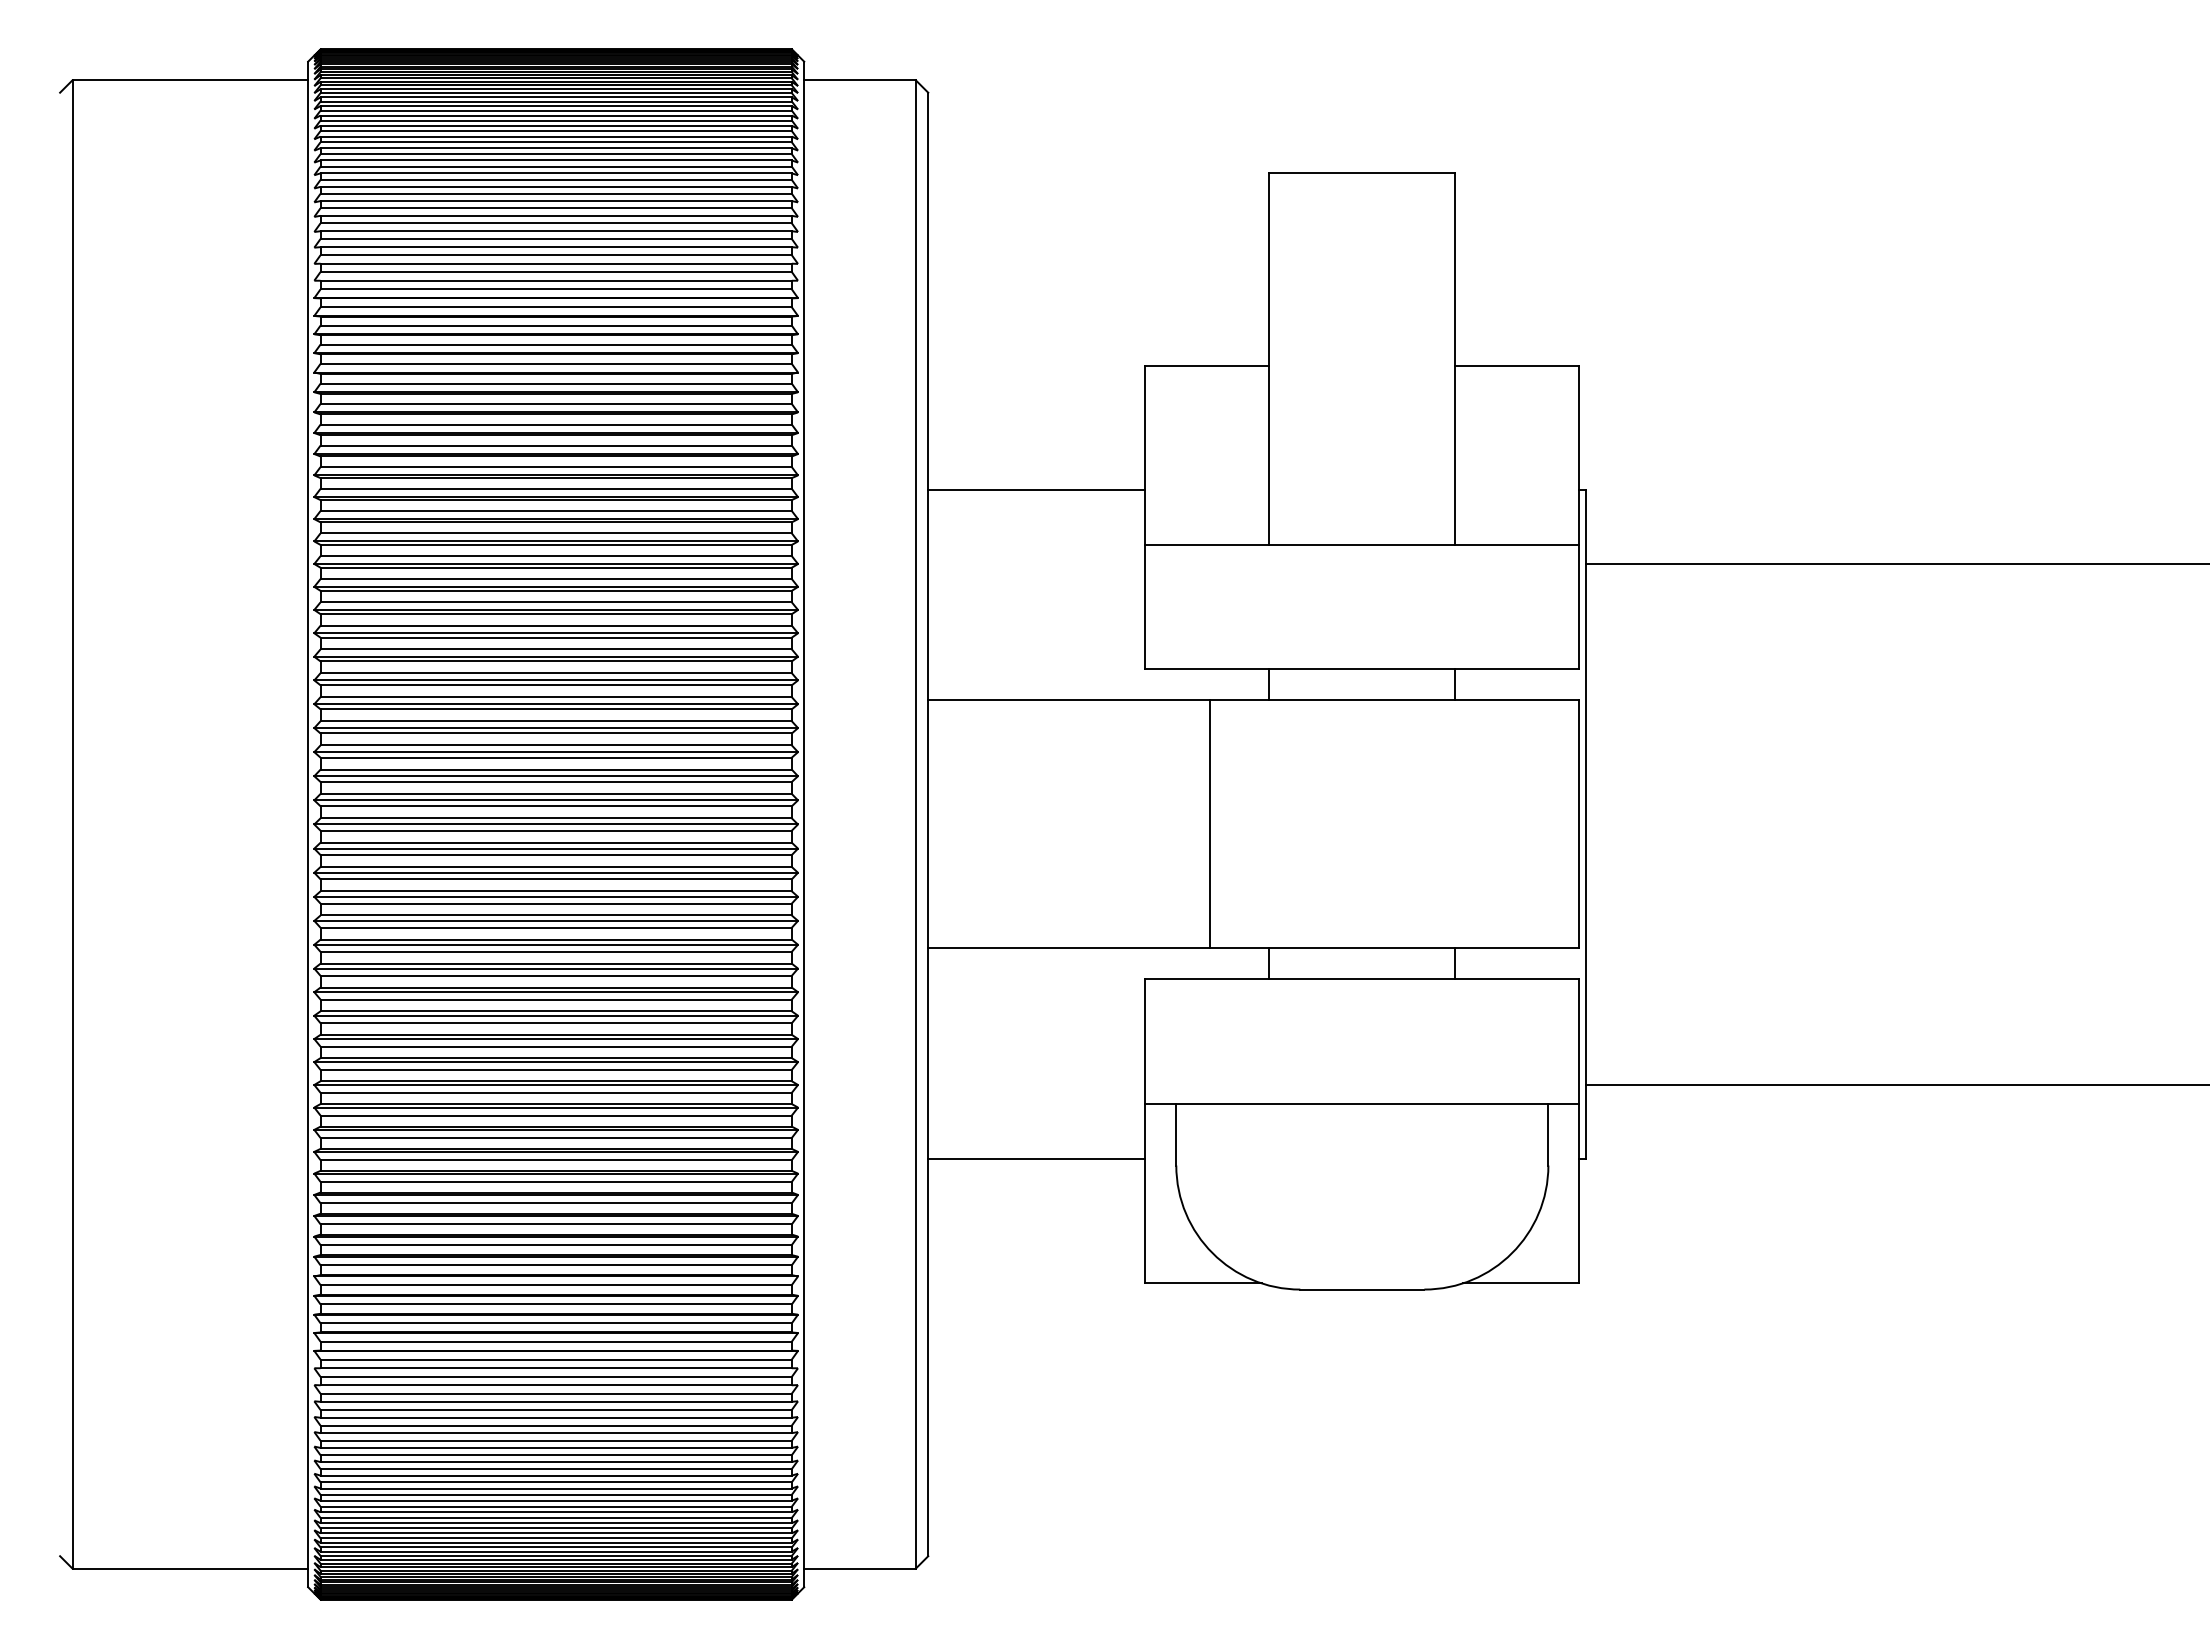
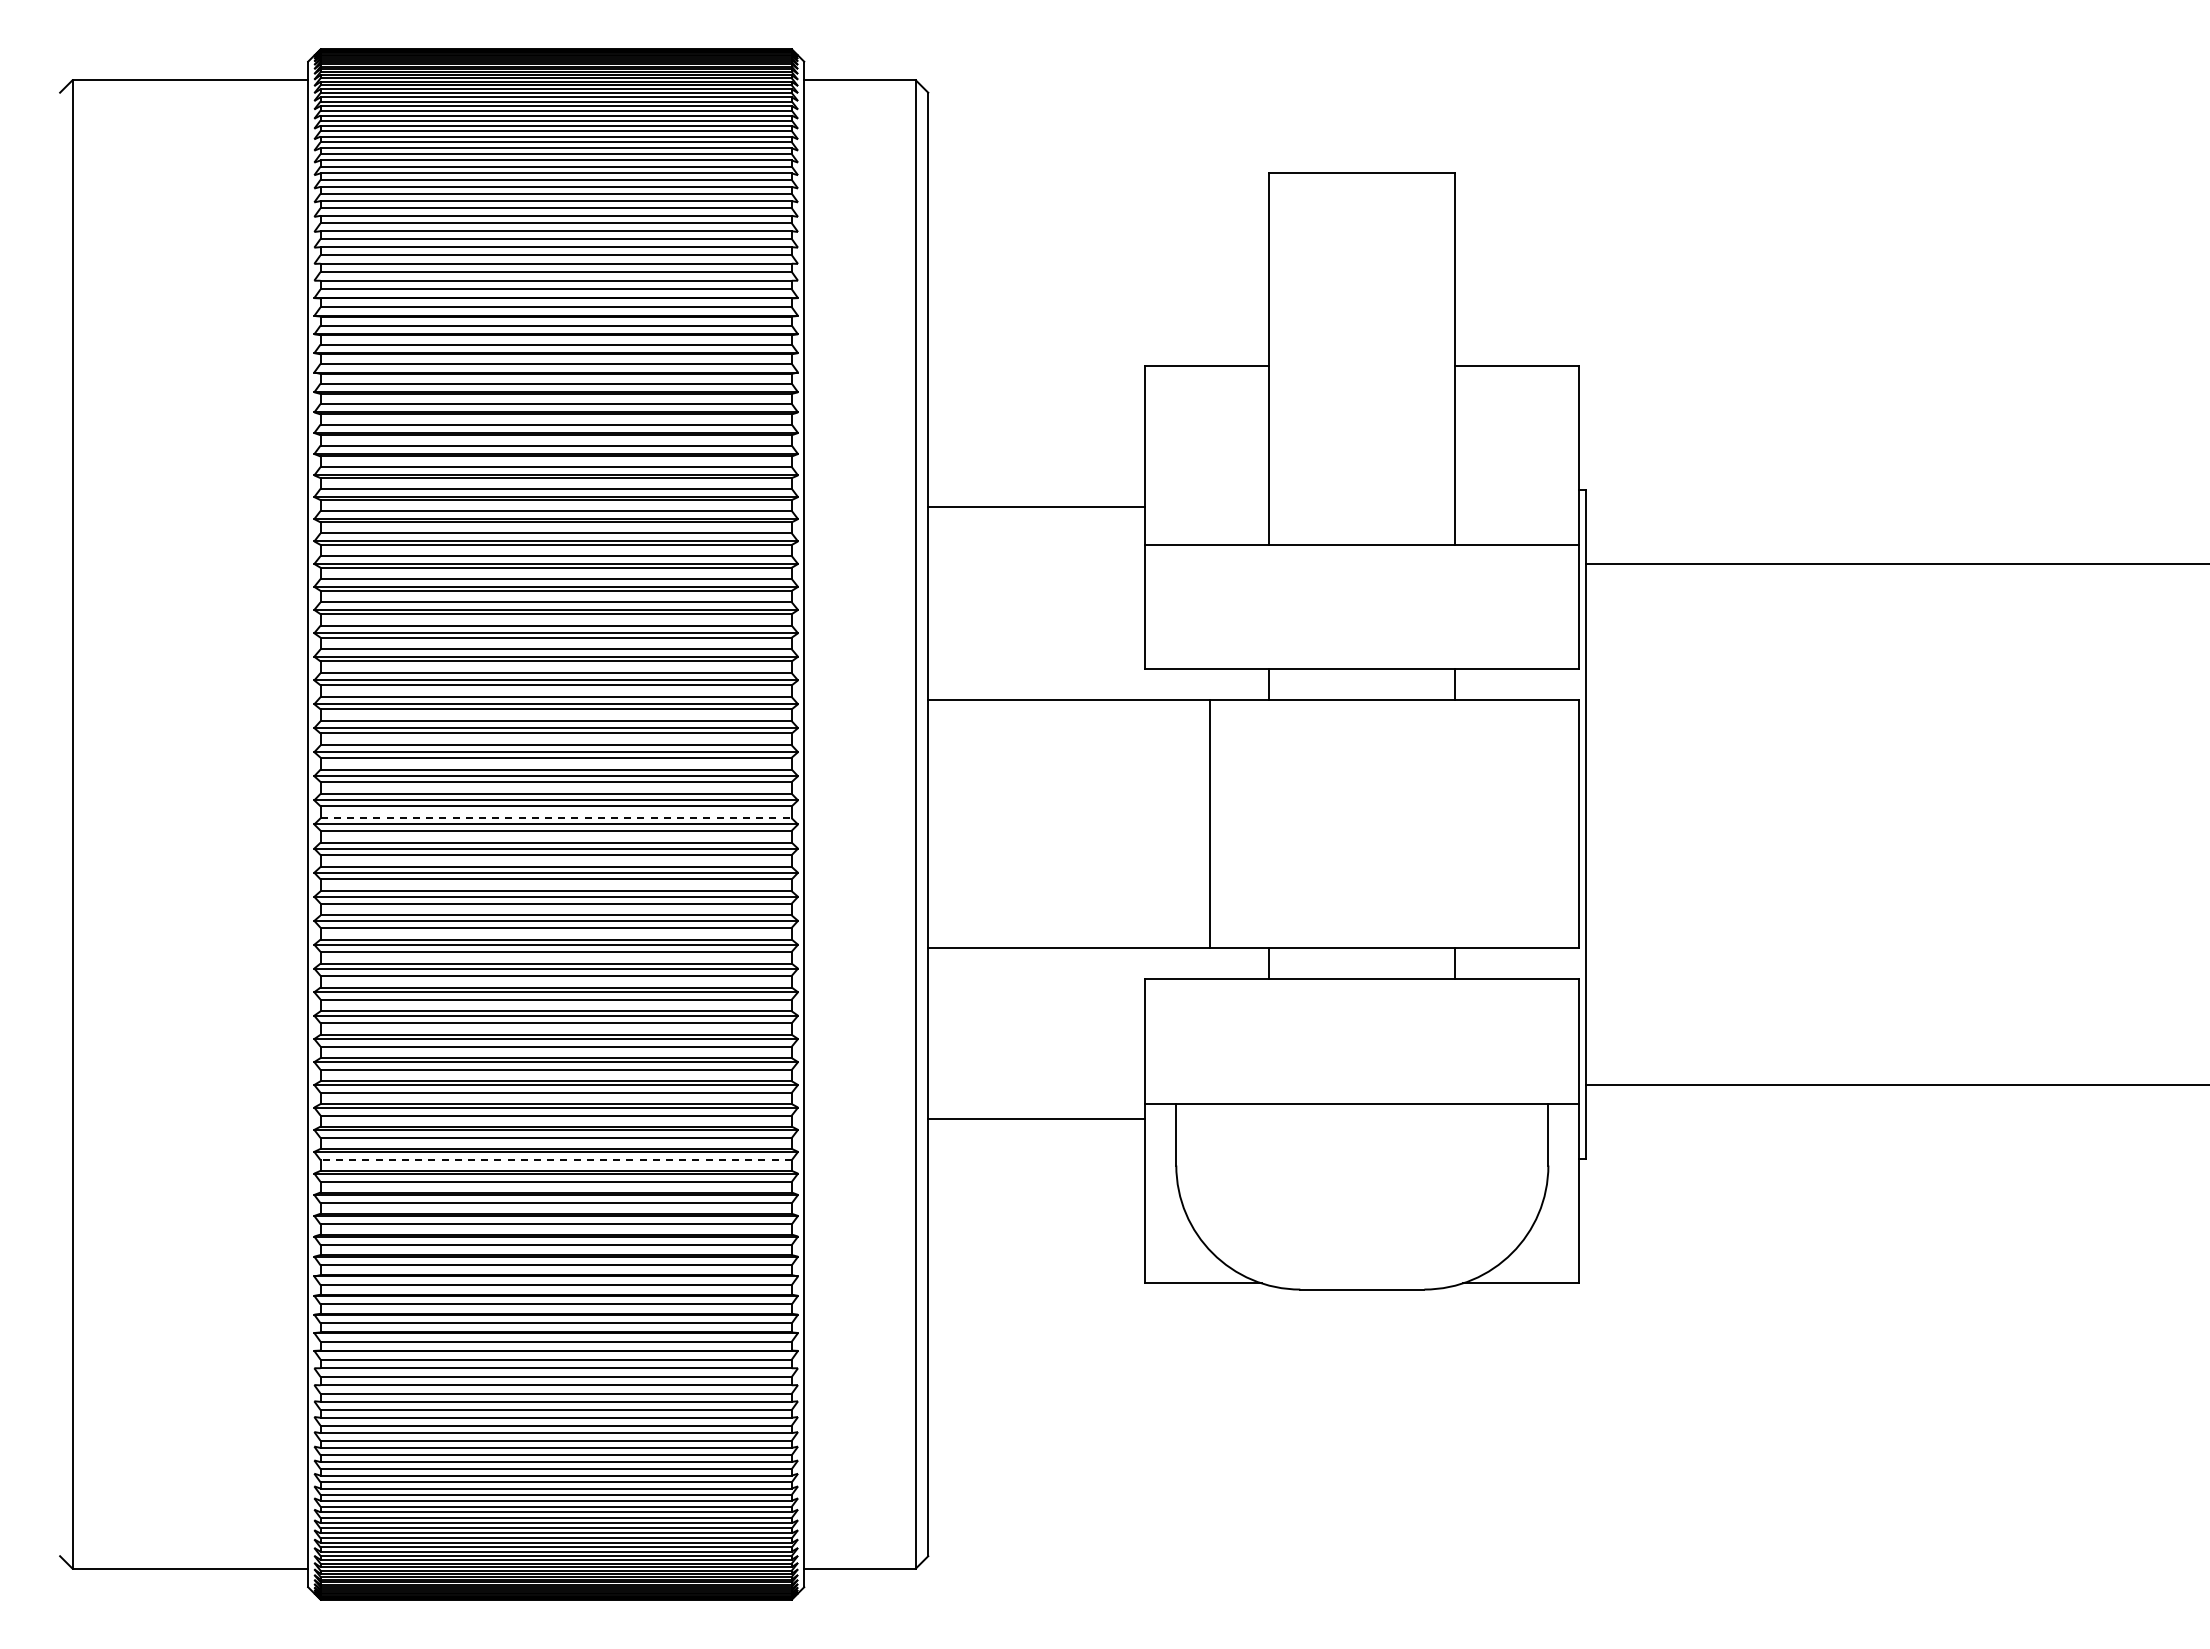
line position: (1036, 489) -> (1036, 506) (1036, 506)
line: solid -> dashed (556, 818)
line position: (1036, 1159) -> (1036, 1119) (1036, 1119)
line: solid -> dashed (556, 1160)
